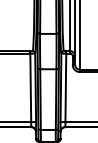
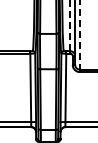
line: solid -> dashed (70, 25)
line: solid -> dashed (80, 34)
